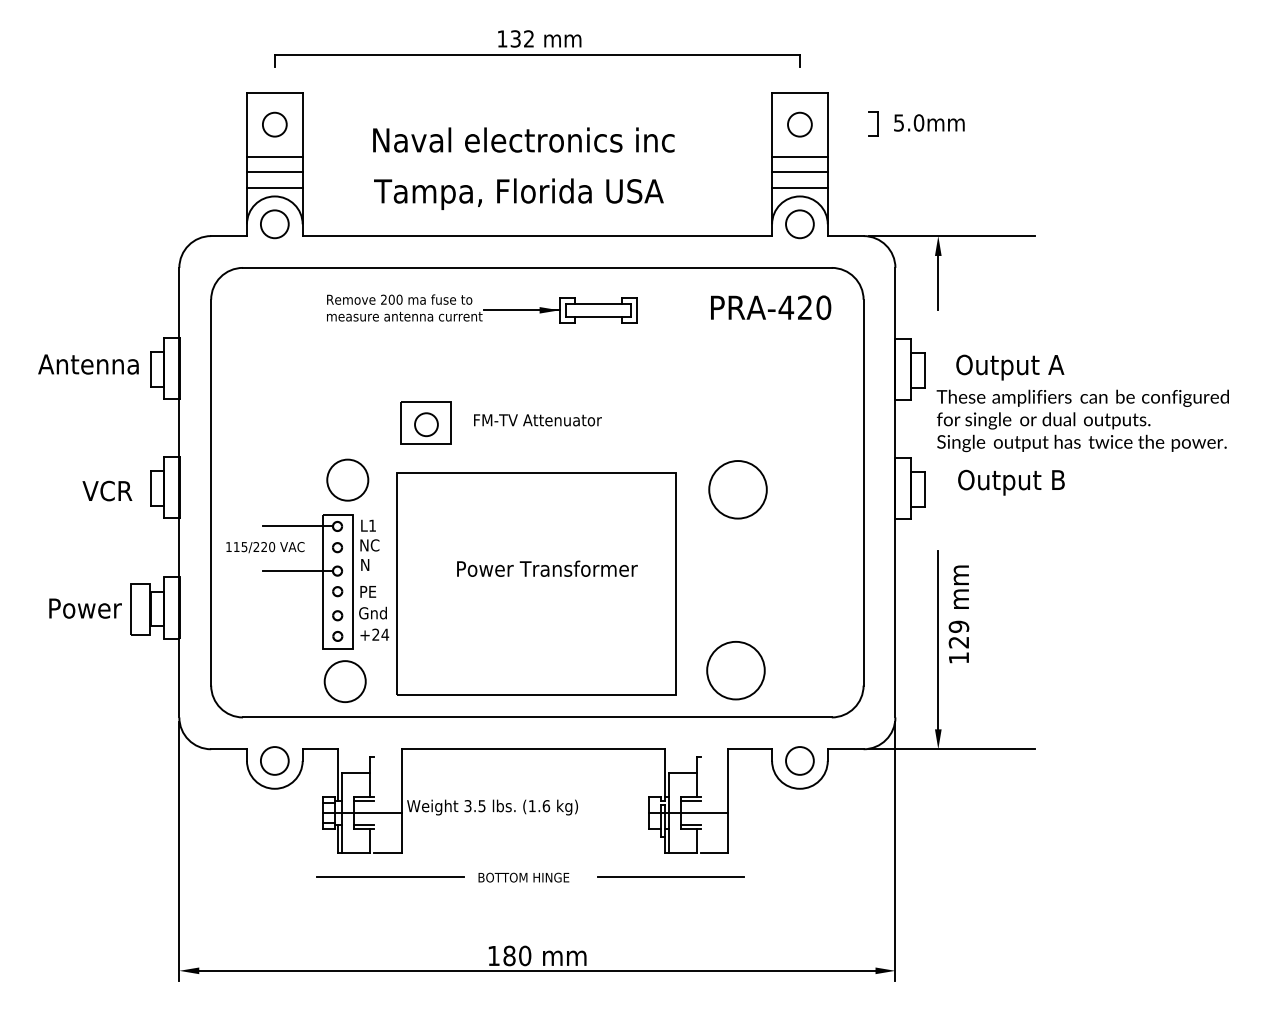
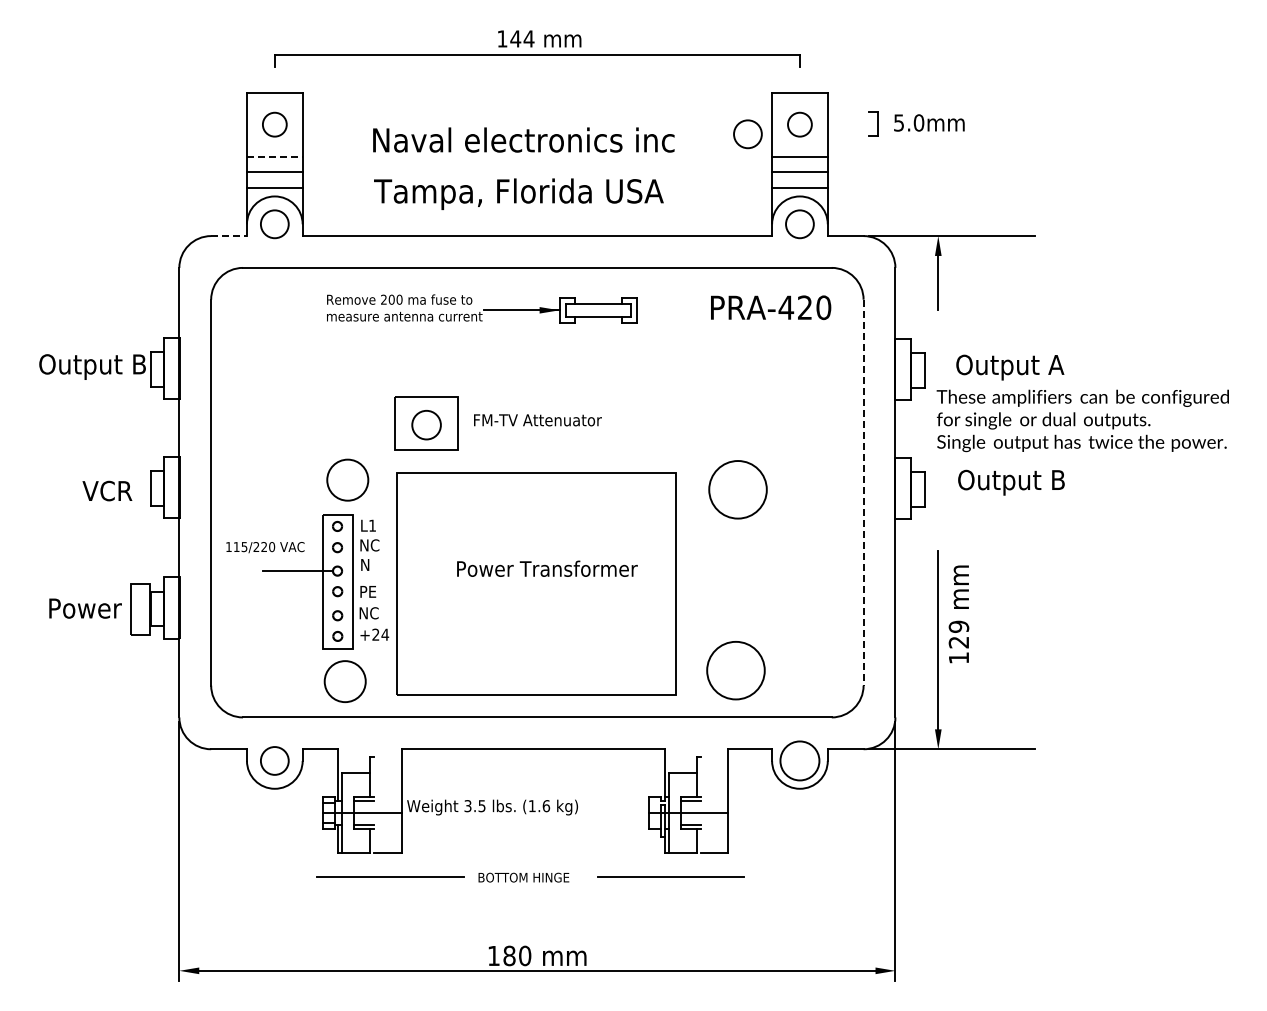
text: 132 -> 144 (522, 38)
circle: none -> present (747, 134)
line: solid -> dashed (274, 156)
line: solid -> dashed (229, 236)
text: Antenna -> Output B (91, 366)
part size: 52x44 px -> 65x55 px (426, 423)
line: solid -> dashed (863, 492)
line: present -> none (297, 526)
text: Gnd -> NC (372, 612)
circle diameter: 28 px -> 39 px (799, 760)
